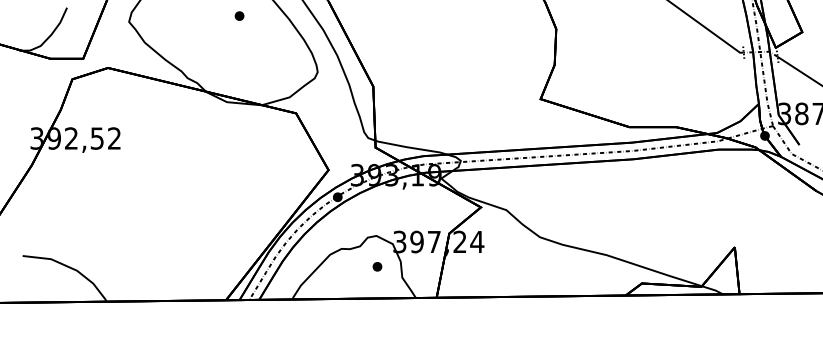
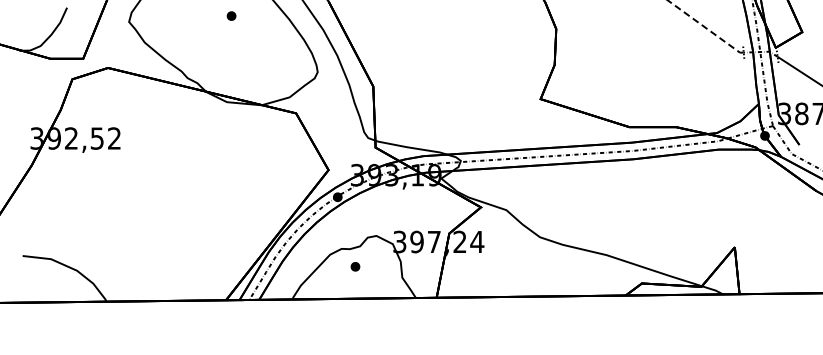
part position: (239, 15) -> (231, 15) (231, 15)
line: solid -> dashed (705, 27)
part position: (377, 266) -> (355, 266) (355, 266)
